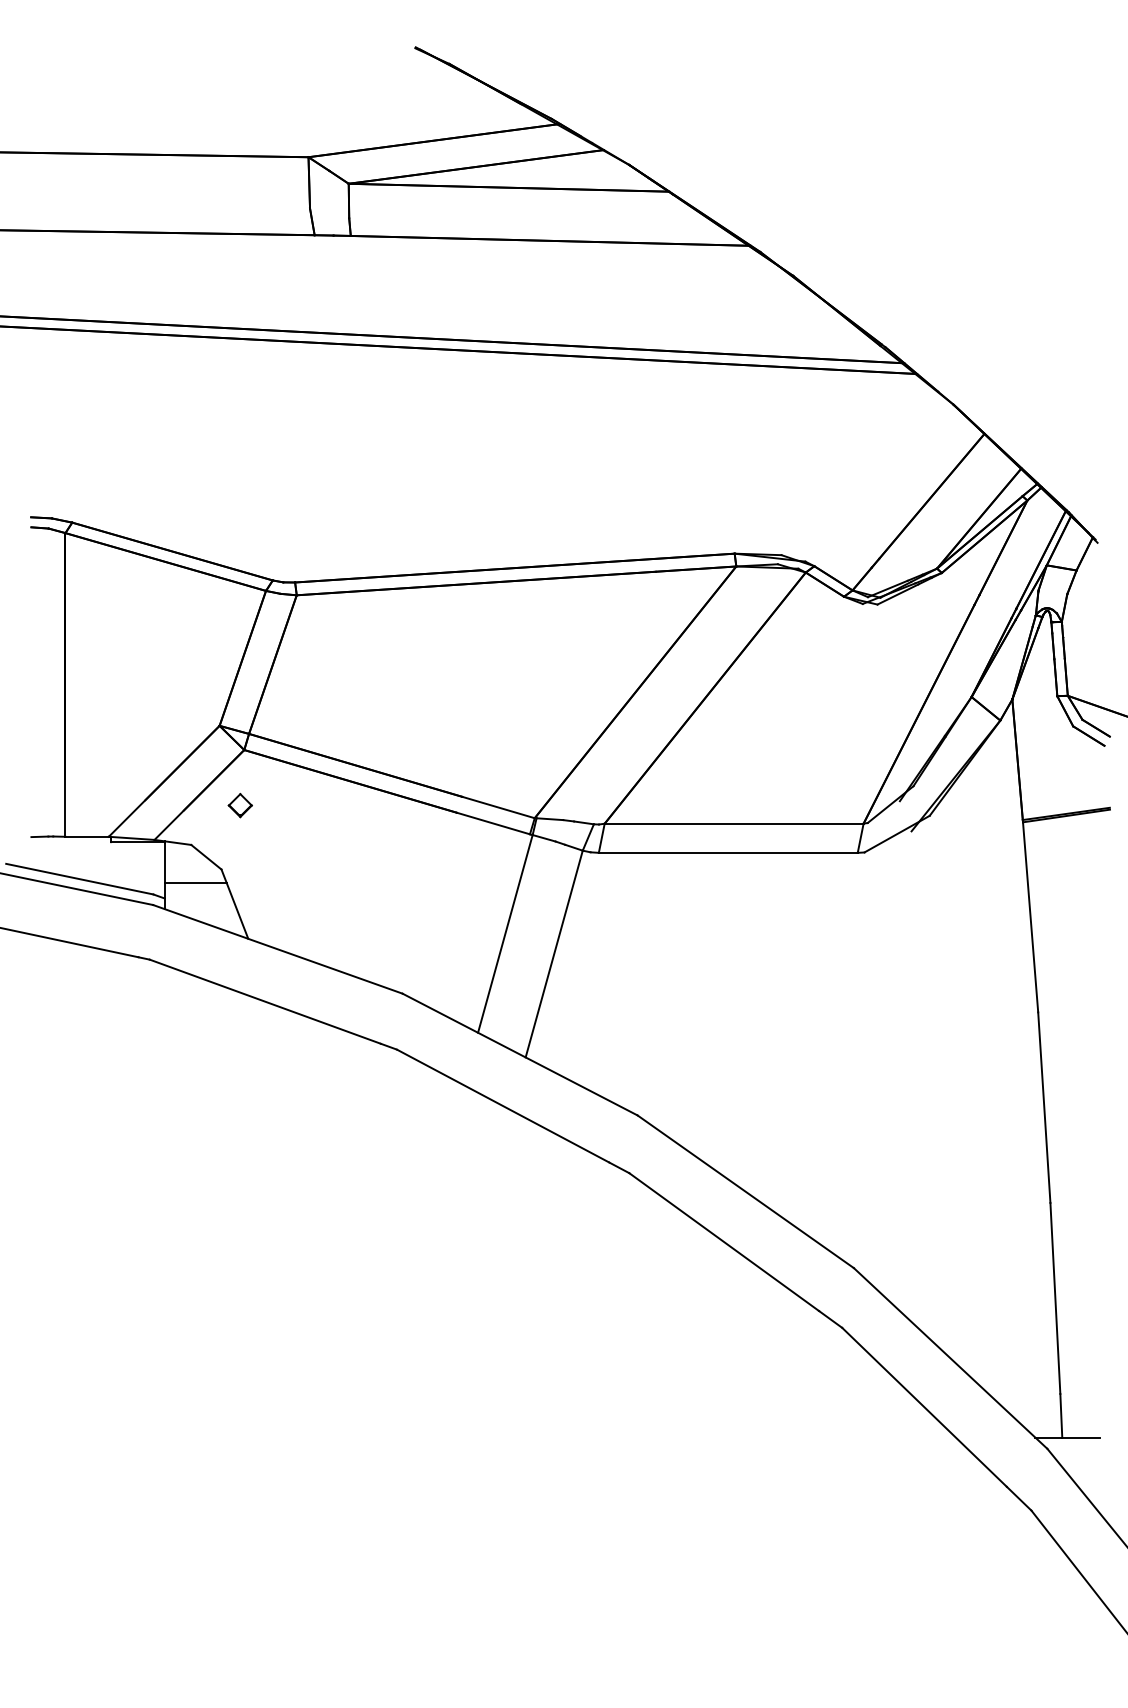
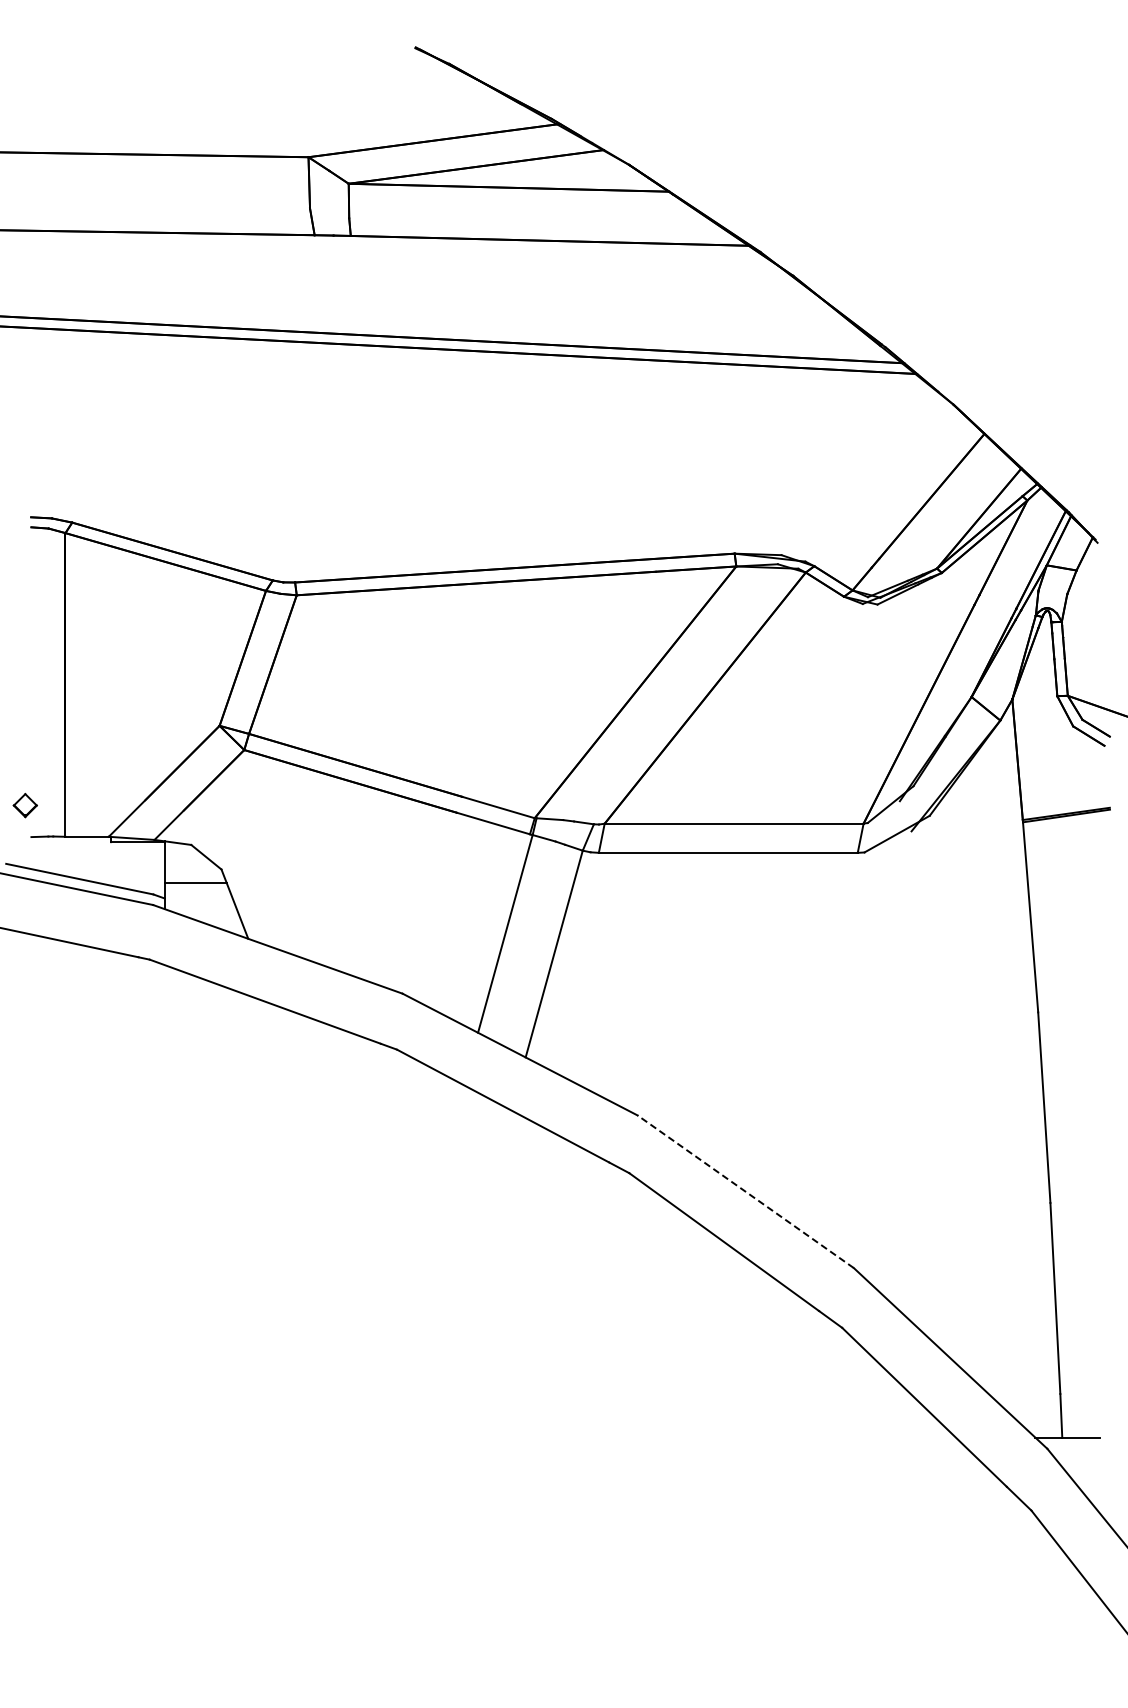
part position: (239, 805) -> (24, 805) (24, 805)
line: solid -> dashed (745, 1191)
